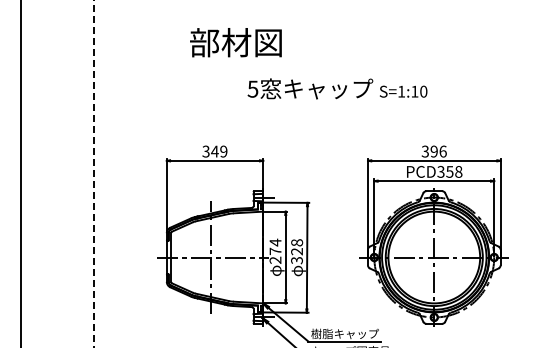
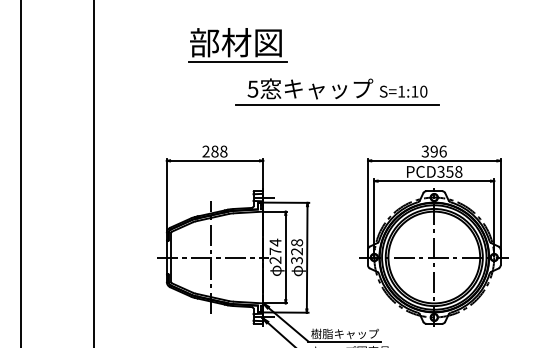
line: none -> present (237, 62)
line: none -> present (337, 105)
text: 349 -> 288 (214, 151)
line: dashed -> solid (94, 173)
